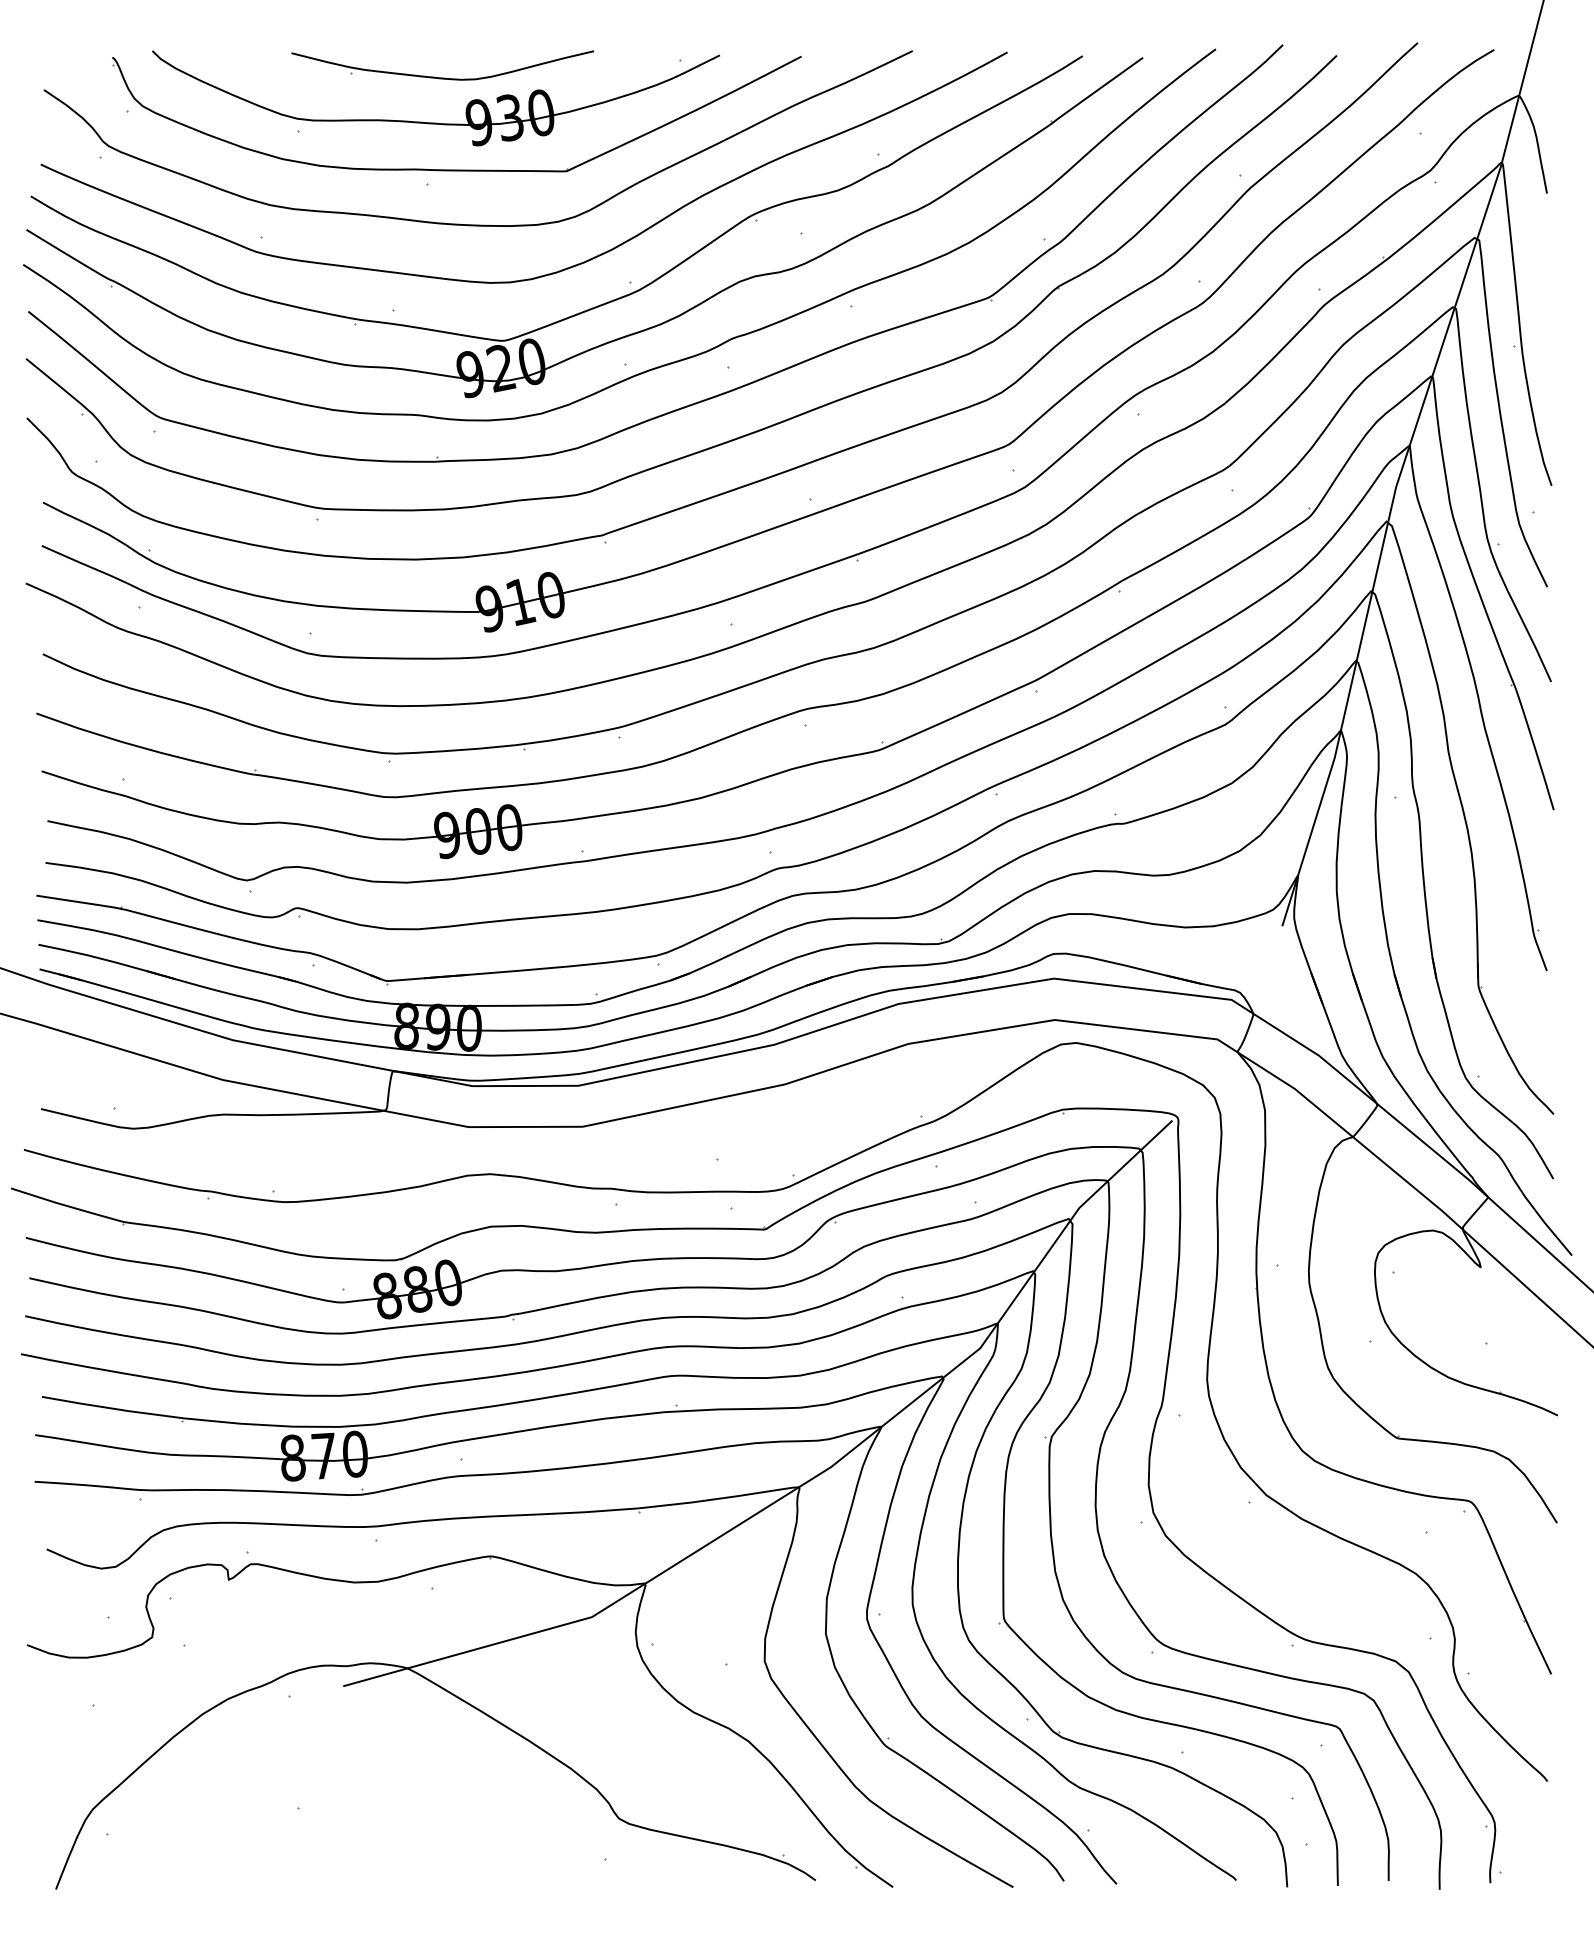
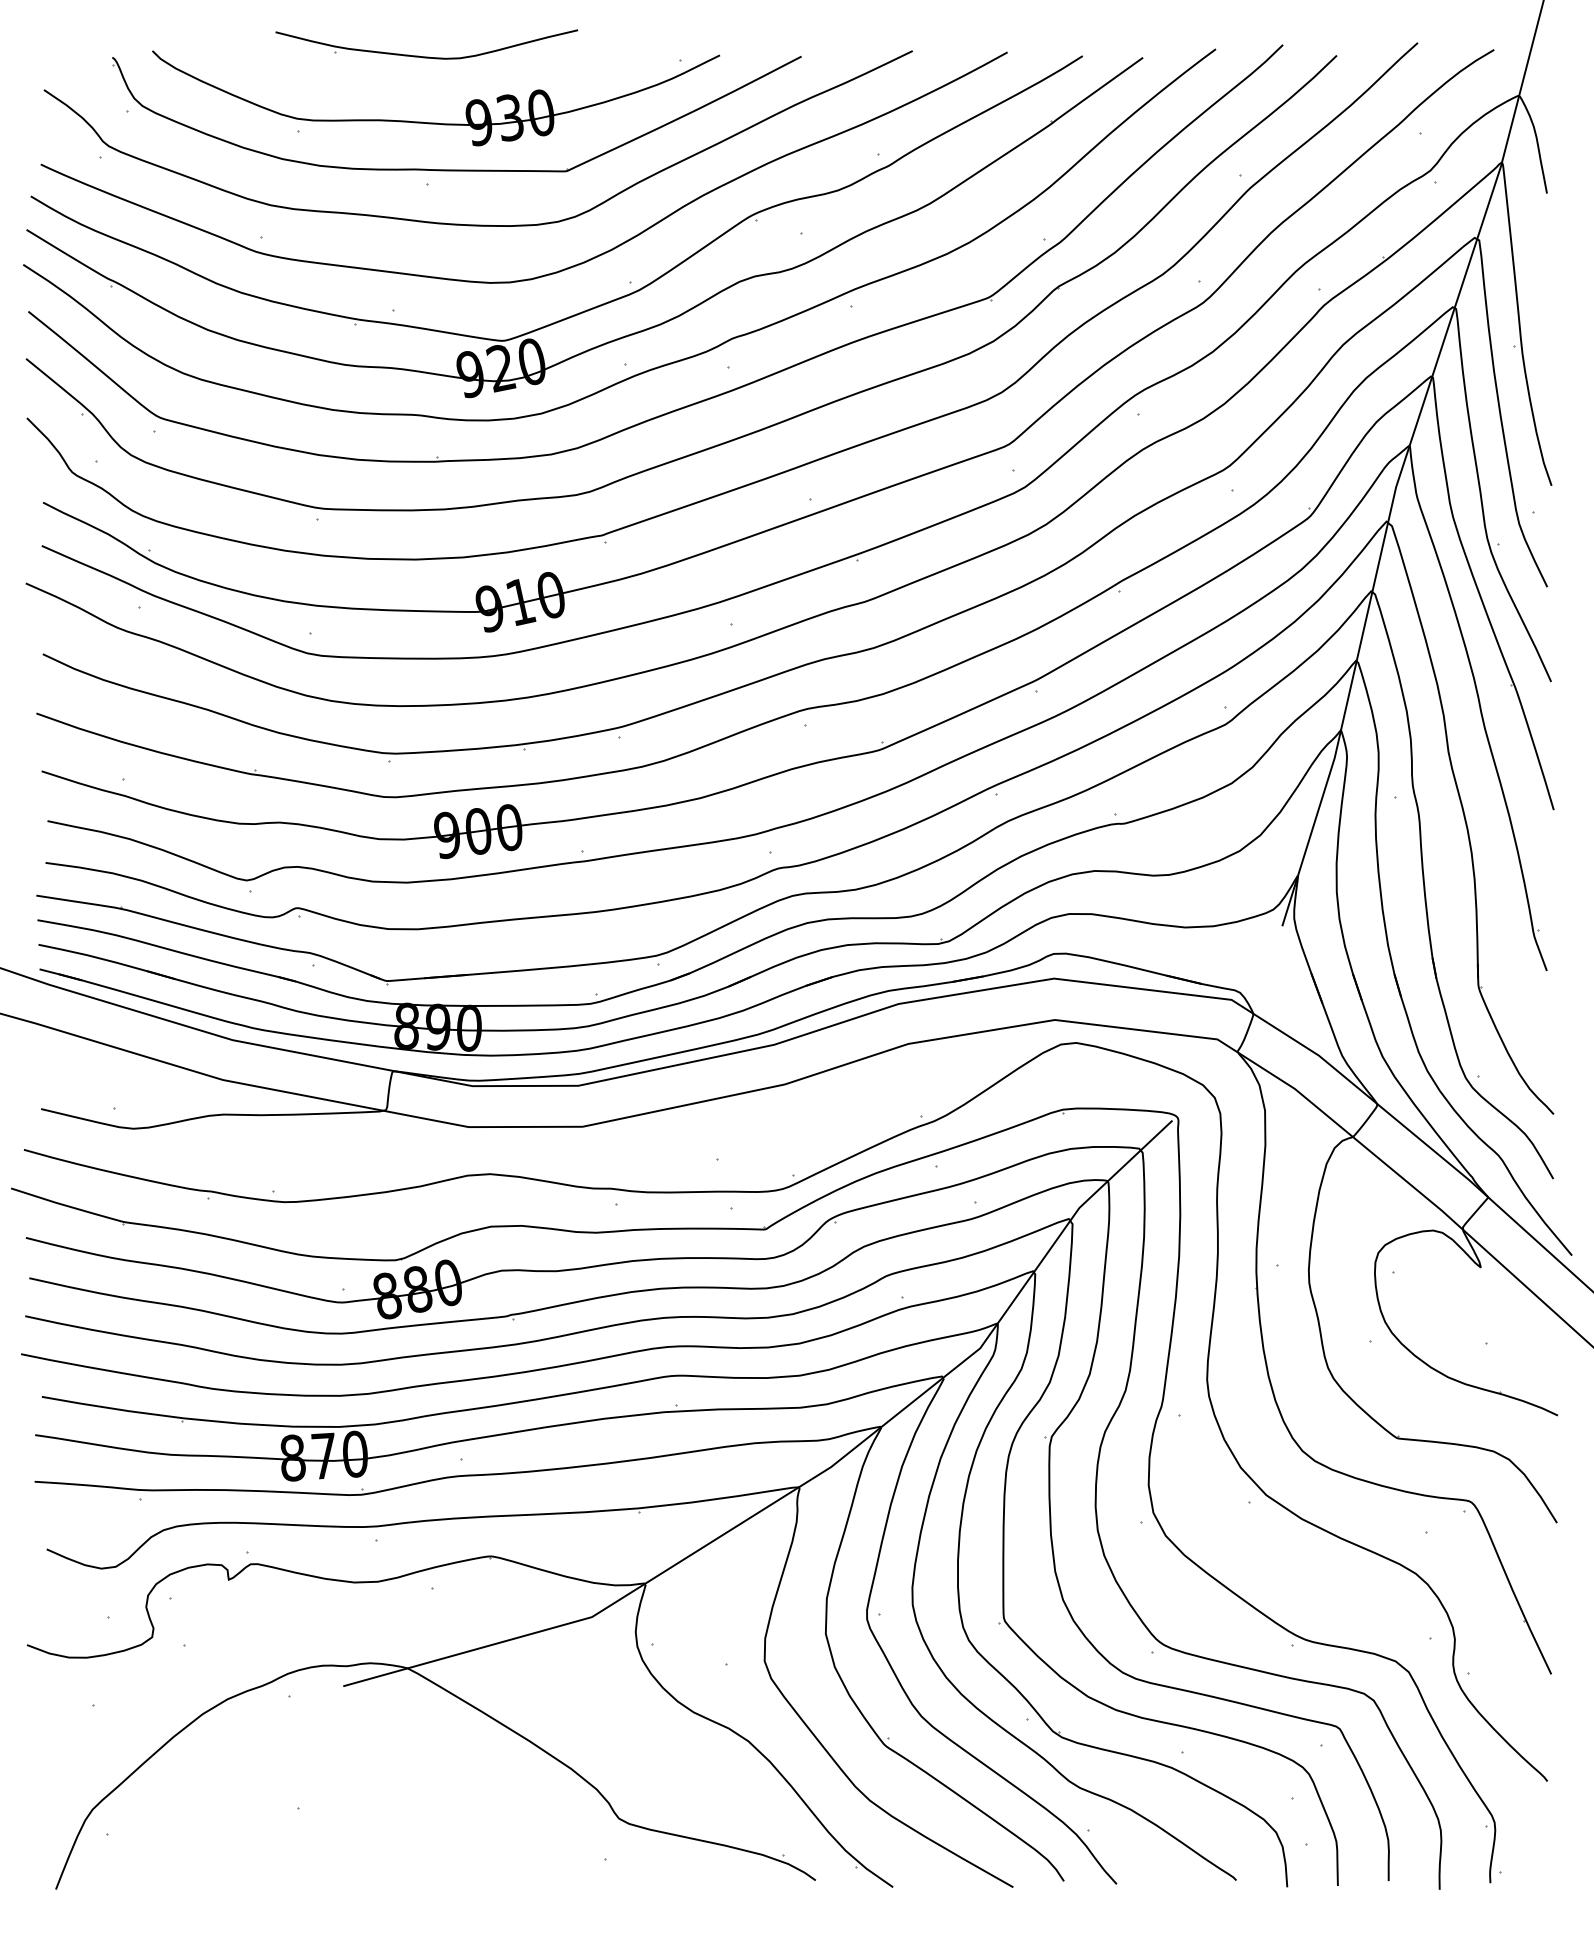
part position: (442, 77) -> (426, 56) (426, 56)
